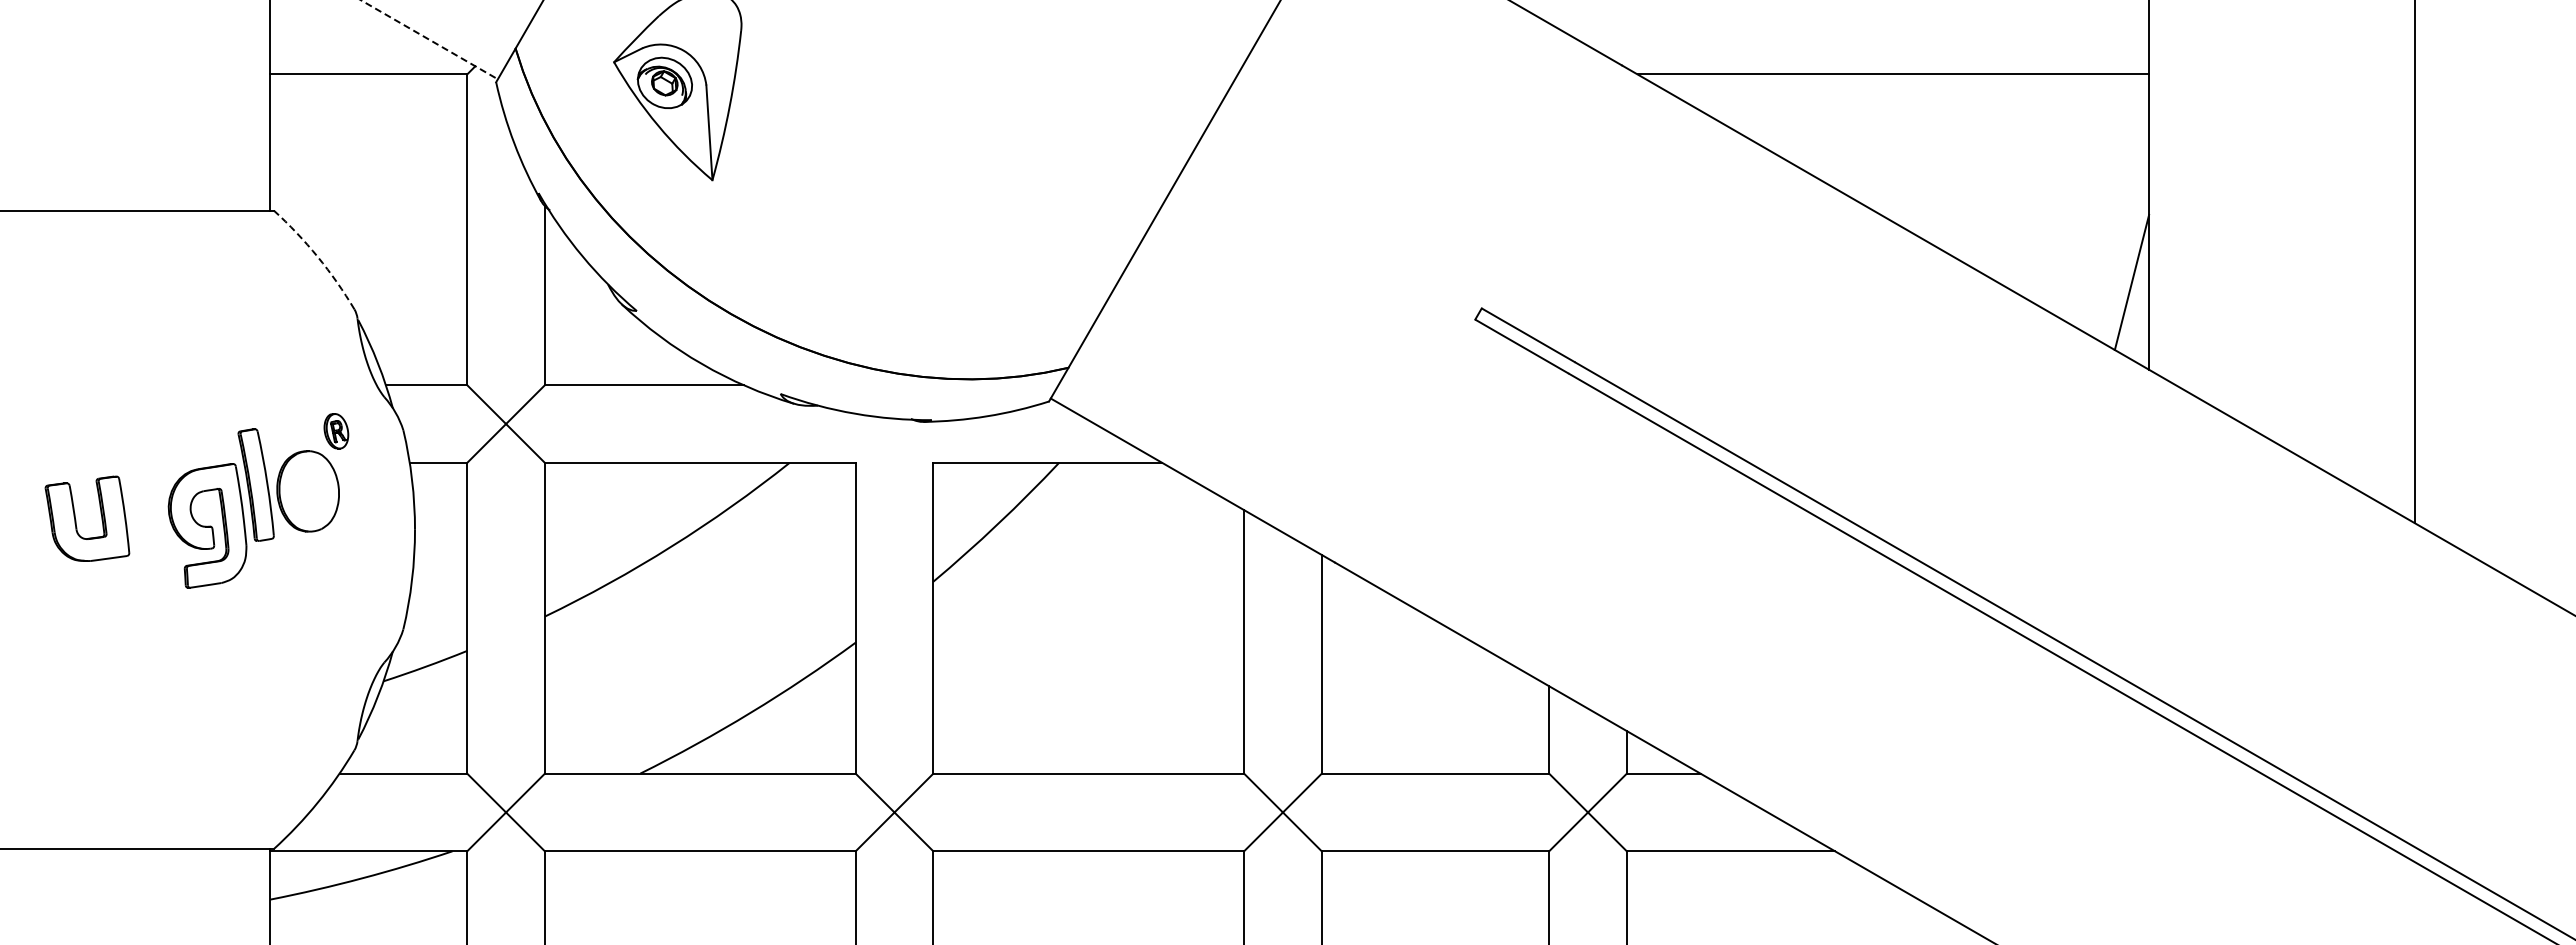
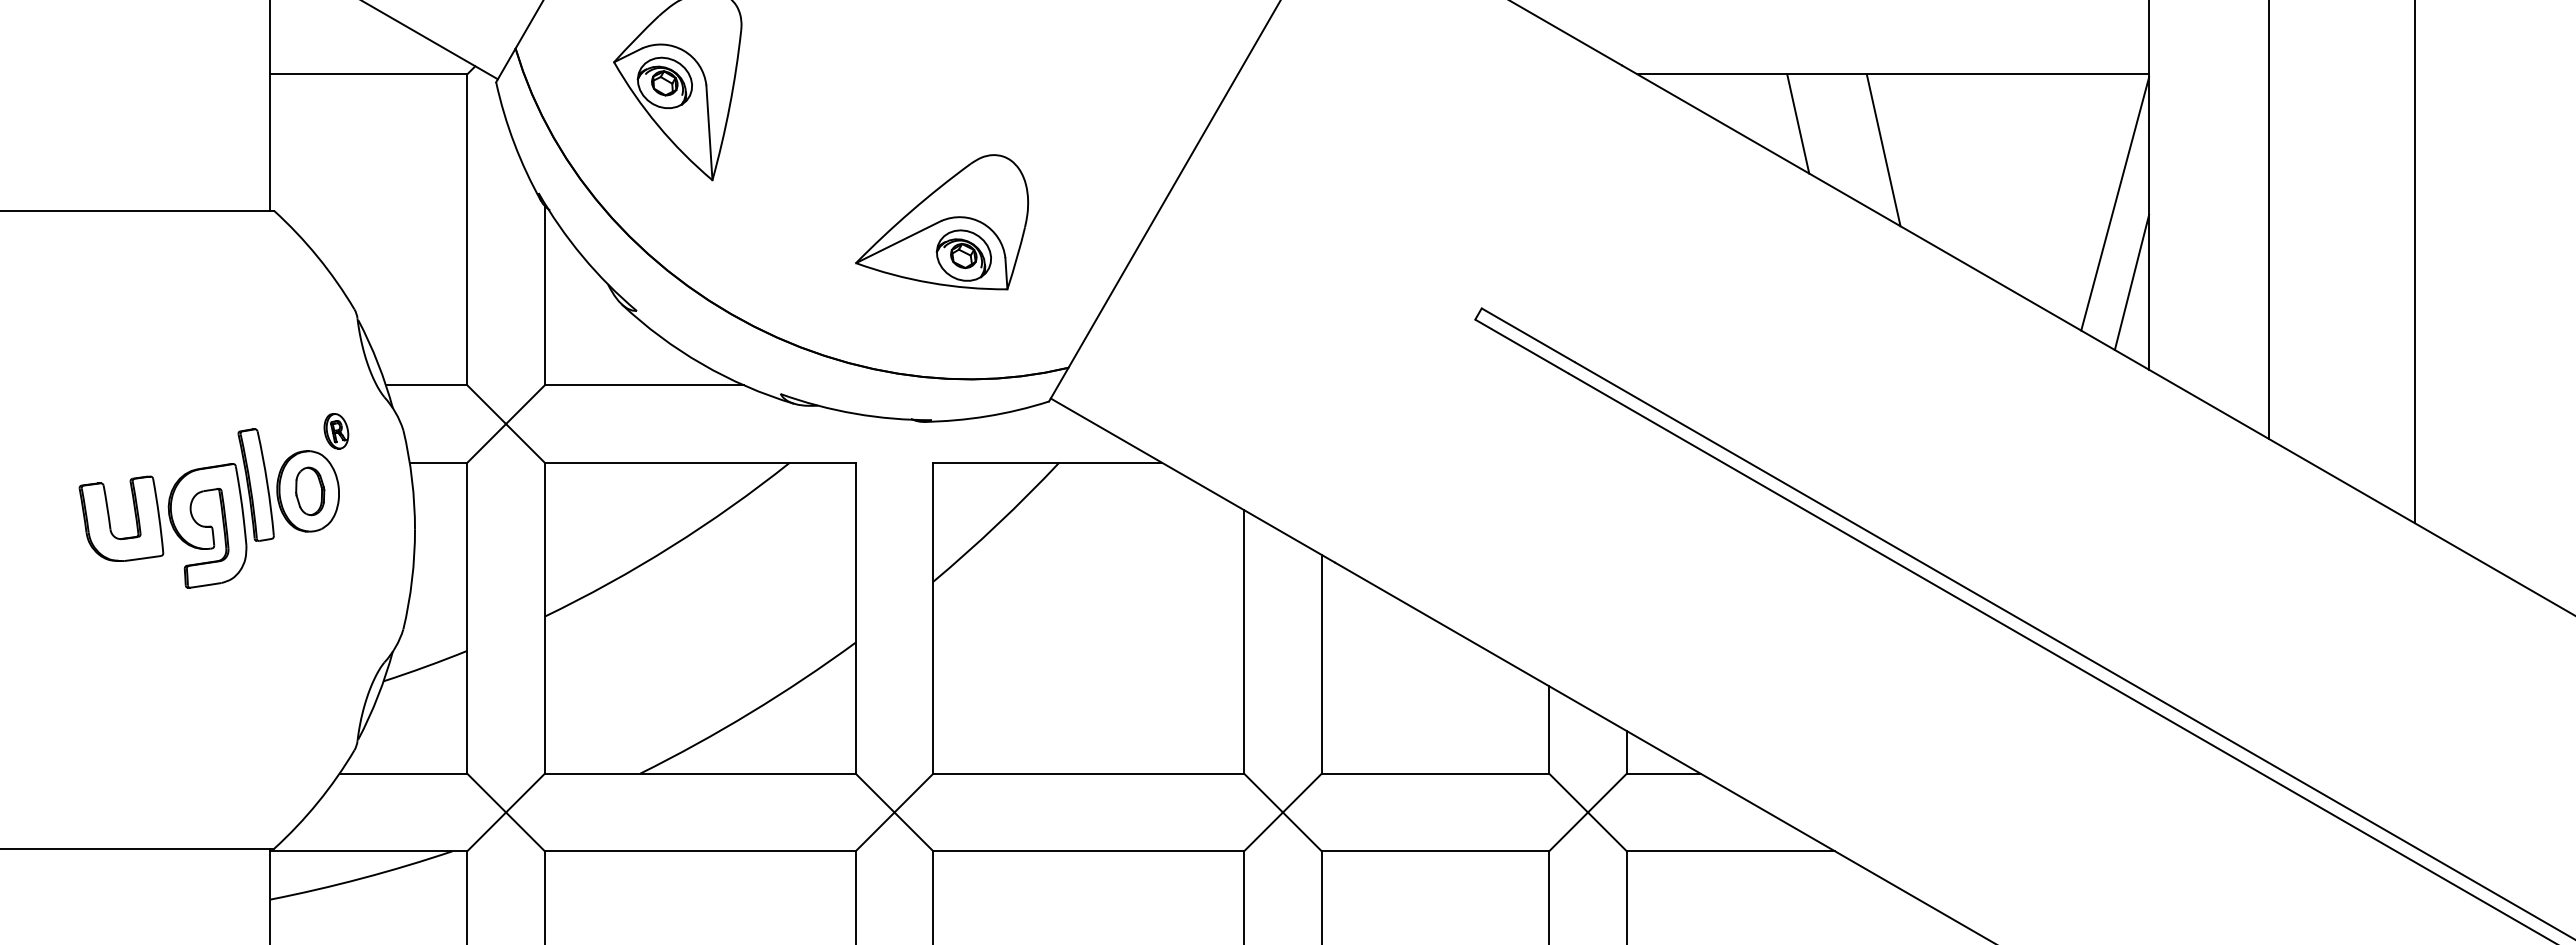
line: dashed -> solid (429, 39)
line: none -> present (1798, 123)
line: none -> present (1883, 150)
line: none -> present (2115, 203)
line: none -> present (2269, 220)
part: none -> present (942, 222)
arc: dashed -> solid (317, 256)
part: none -> present (310, 491)
part position: (76, 519) -> (110, 519) (110, 519)
